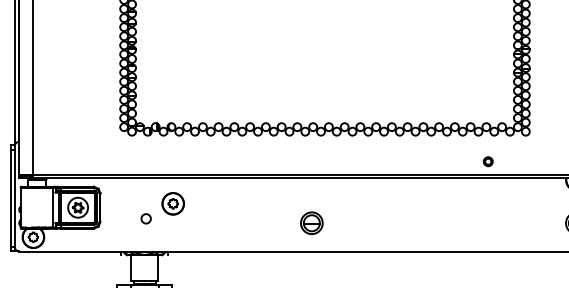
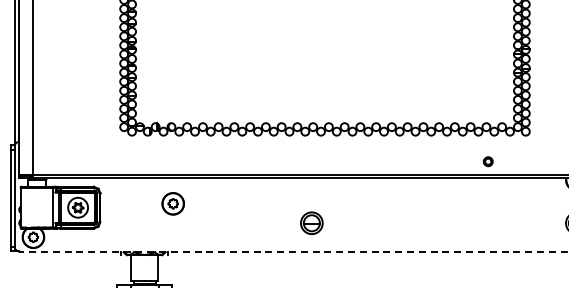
circle: present -> none (145, 218)
line: solid -> dashed (293, 251)
